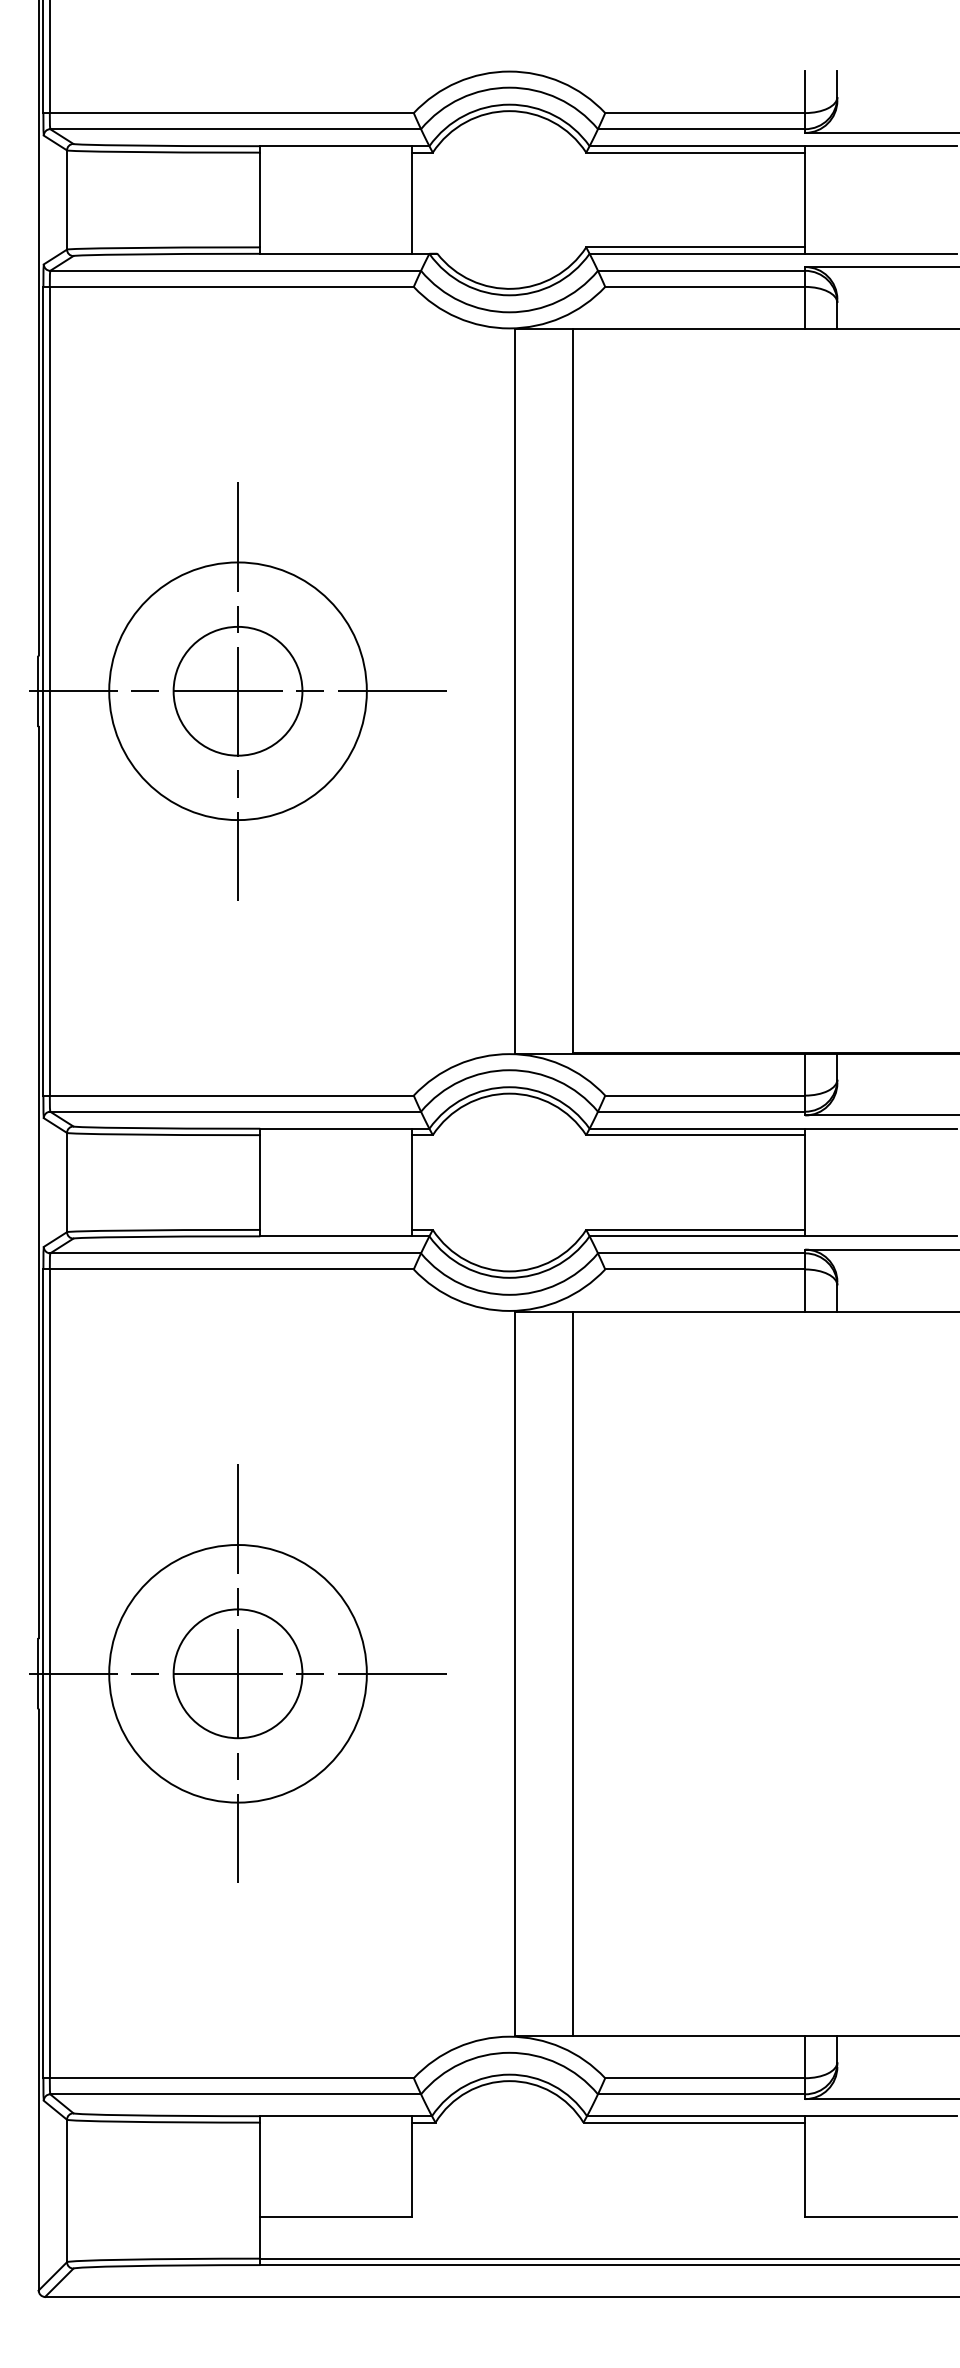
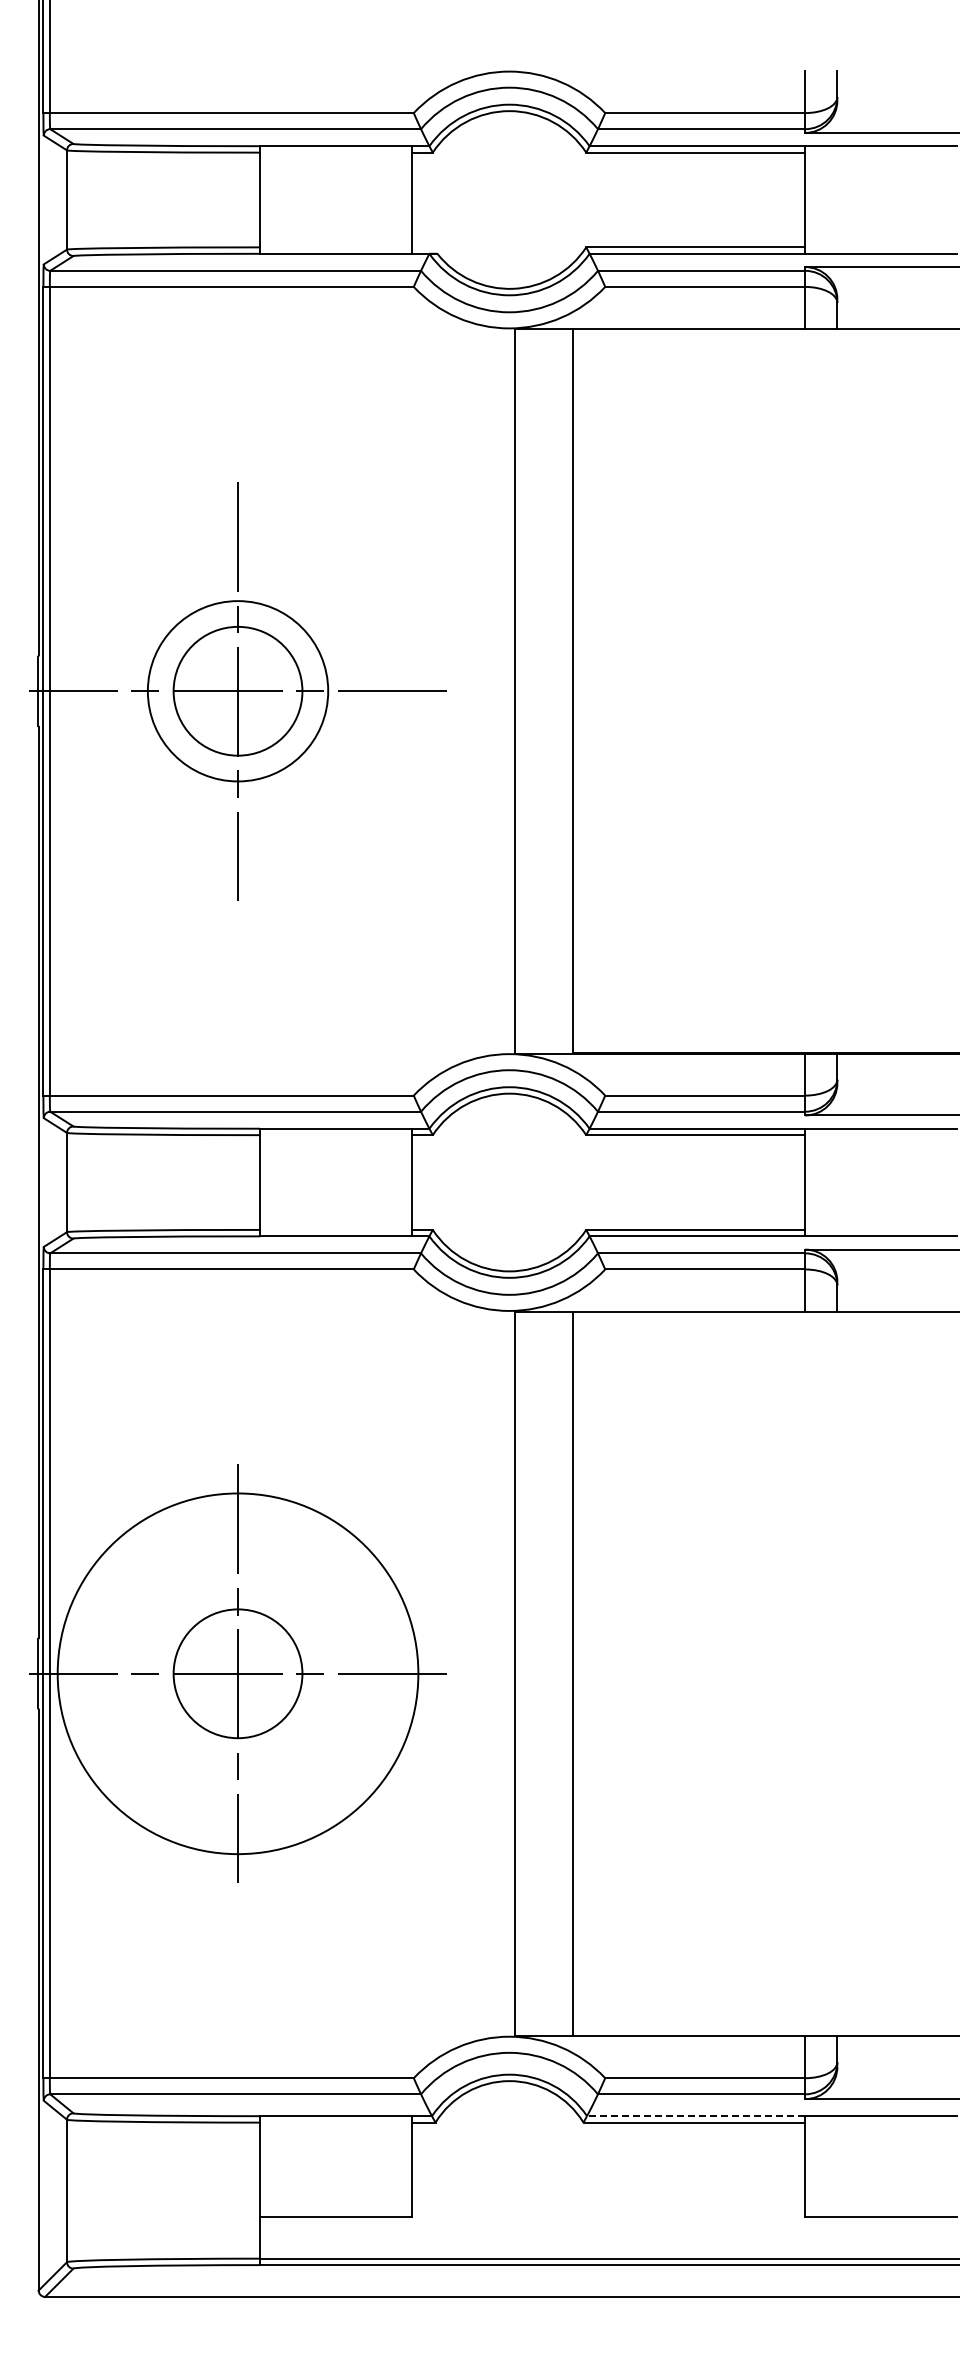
circle diameter: 258 px -> 180 px (237, 691)
circle diameter: 258 px -> 361 px (237, 1673)
line: solid -> dashed (695, 2116)
